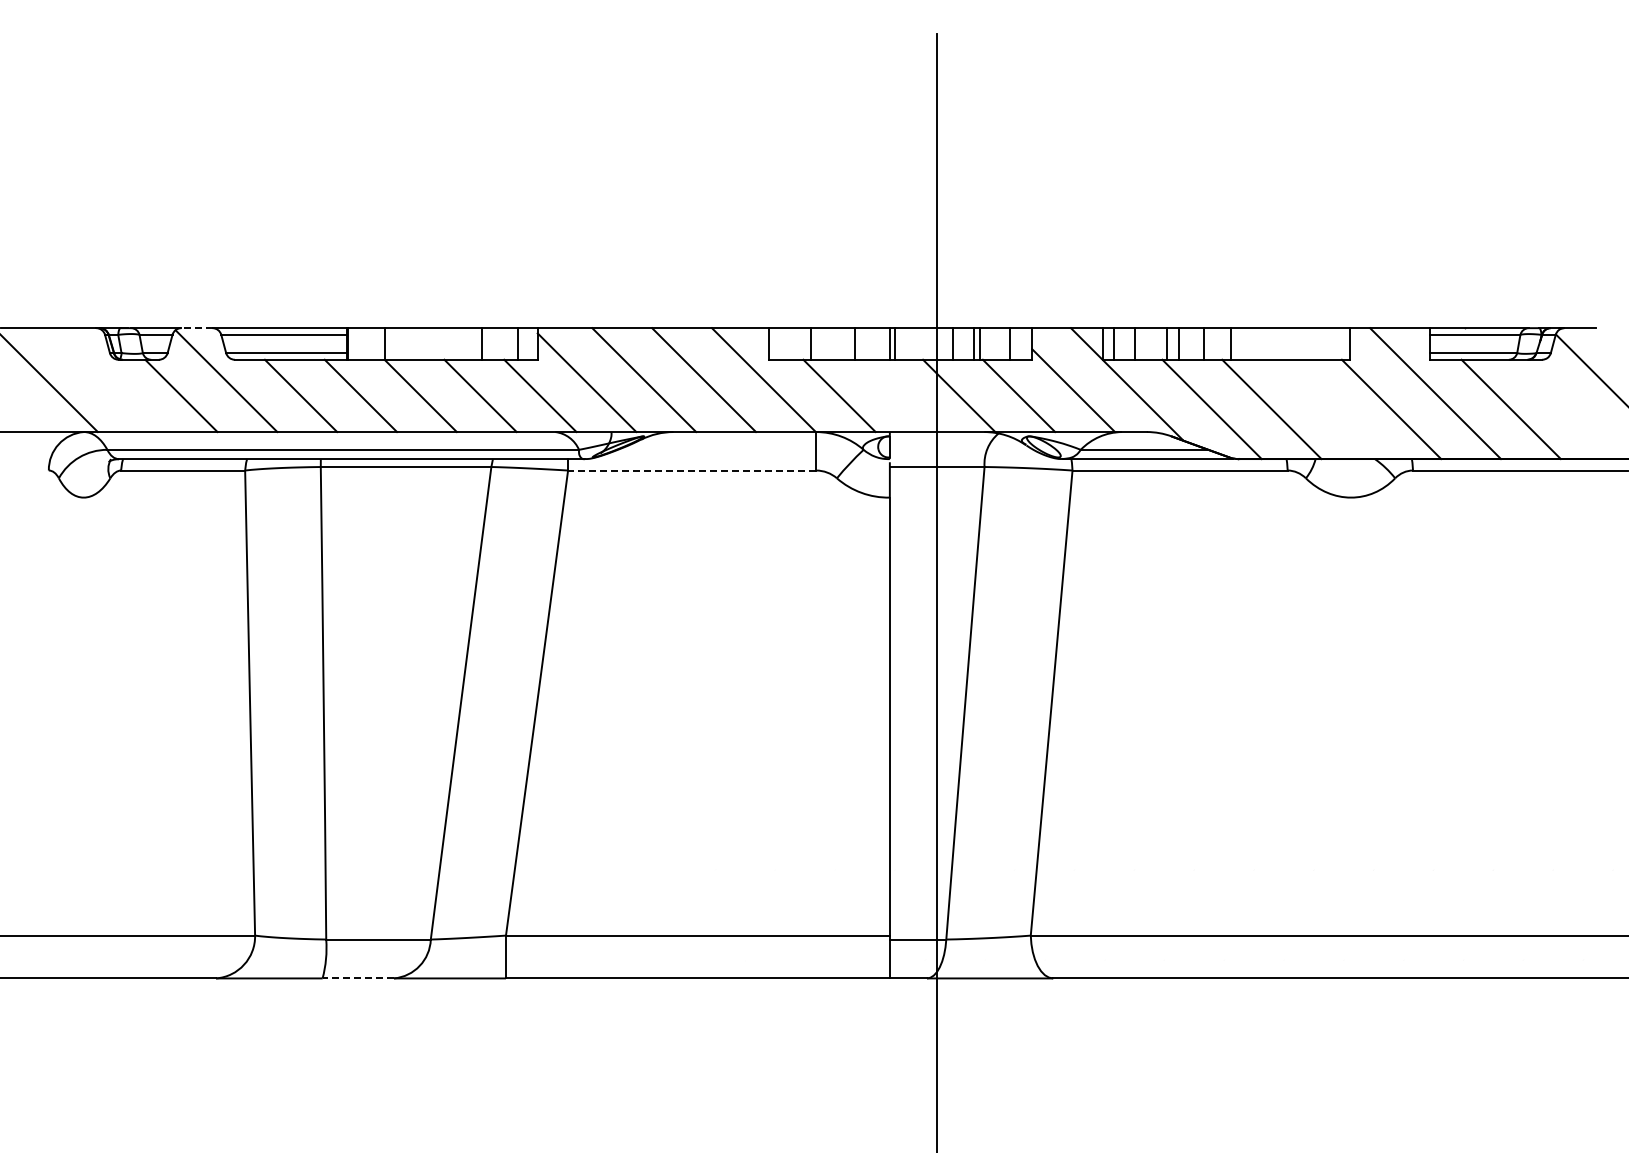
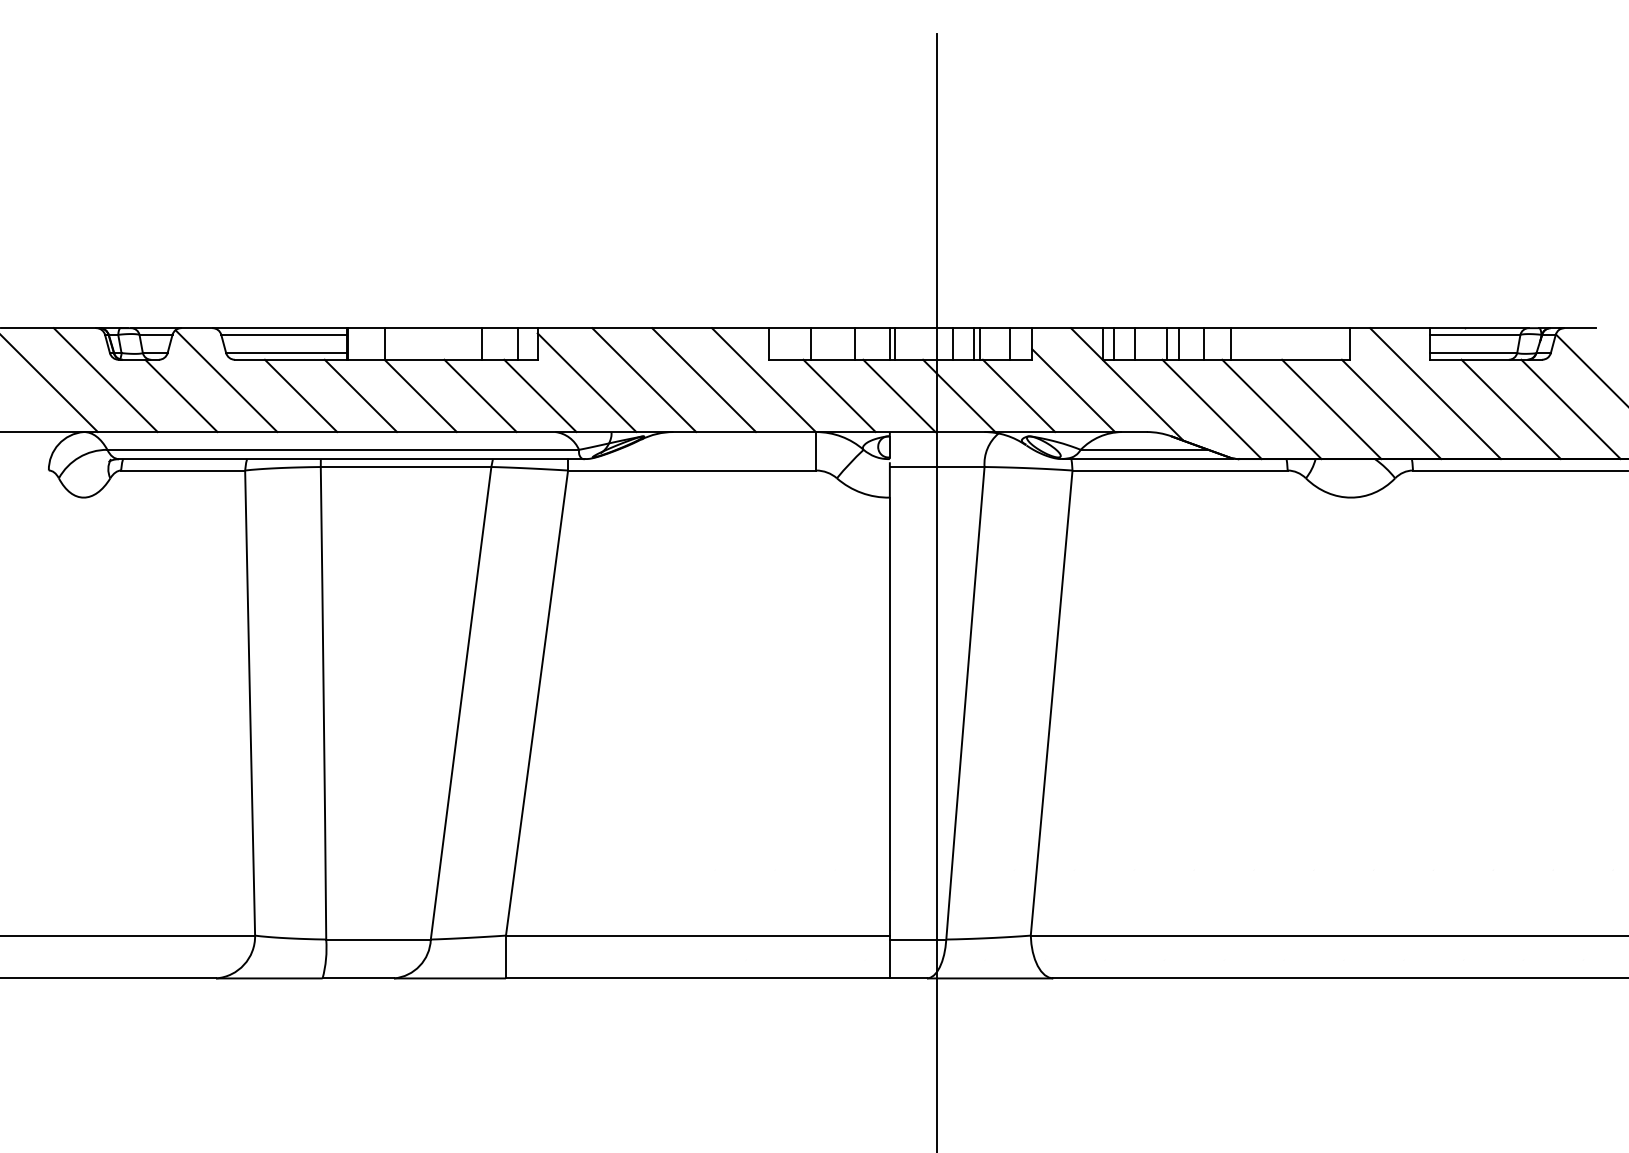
line: dashed -> solid (196, 328)
line: none -> present (105, 380)
line: none -> present (899, 395)
line: none -> present (1331, 409)
line: none -> present (1570, 409)
line: dashed -> solid (691, 470)
line: dashed -> solid (358, 978)
